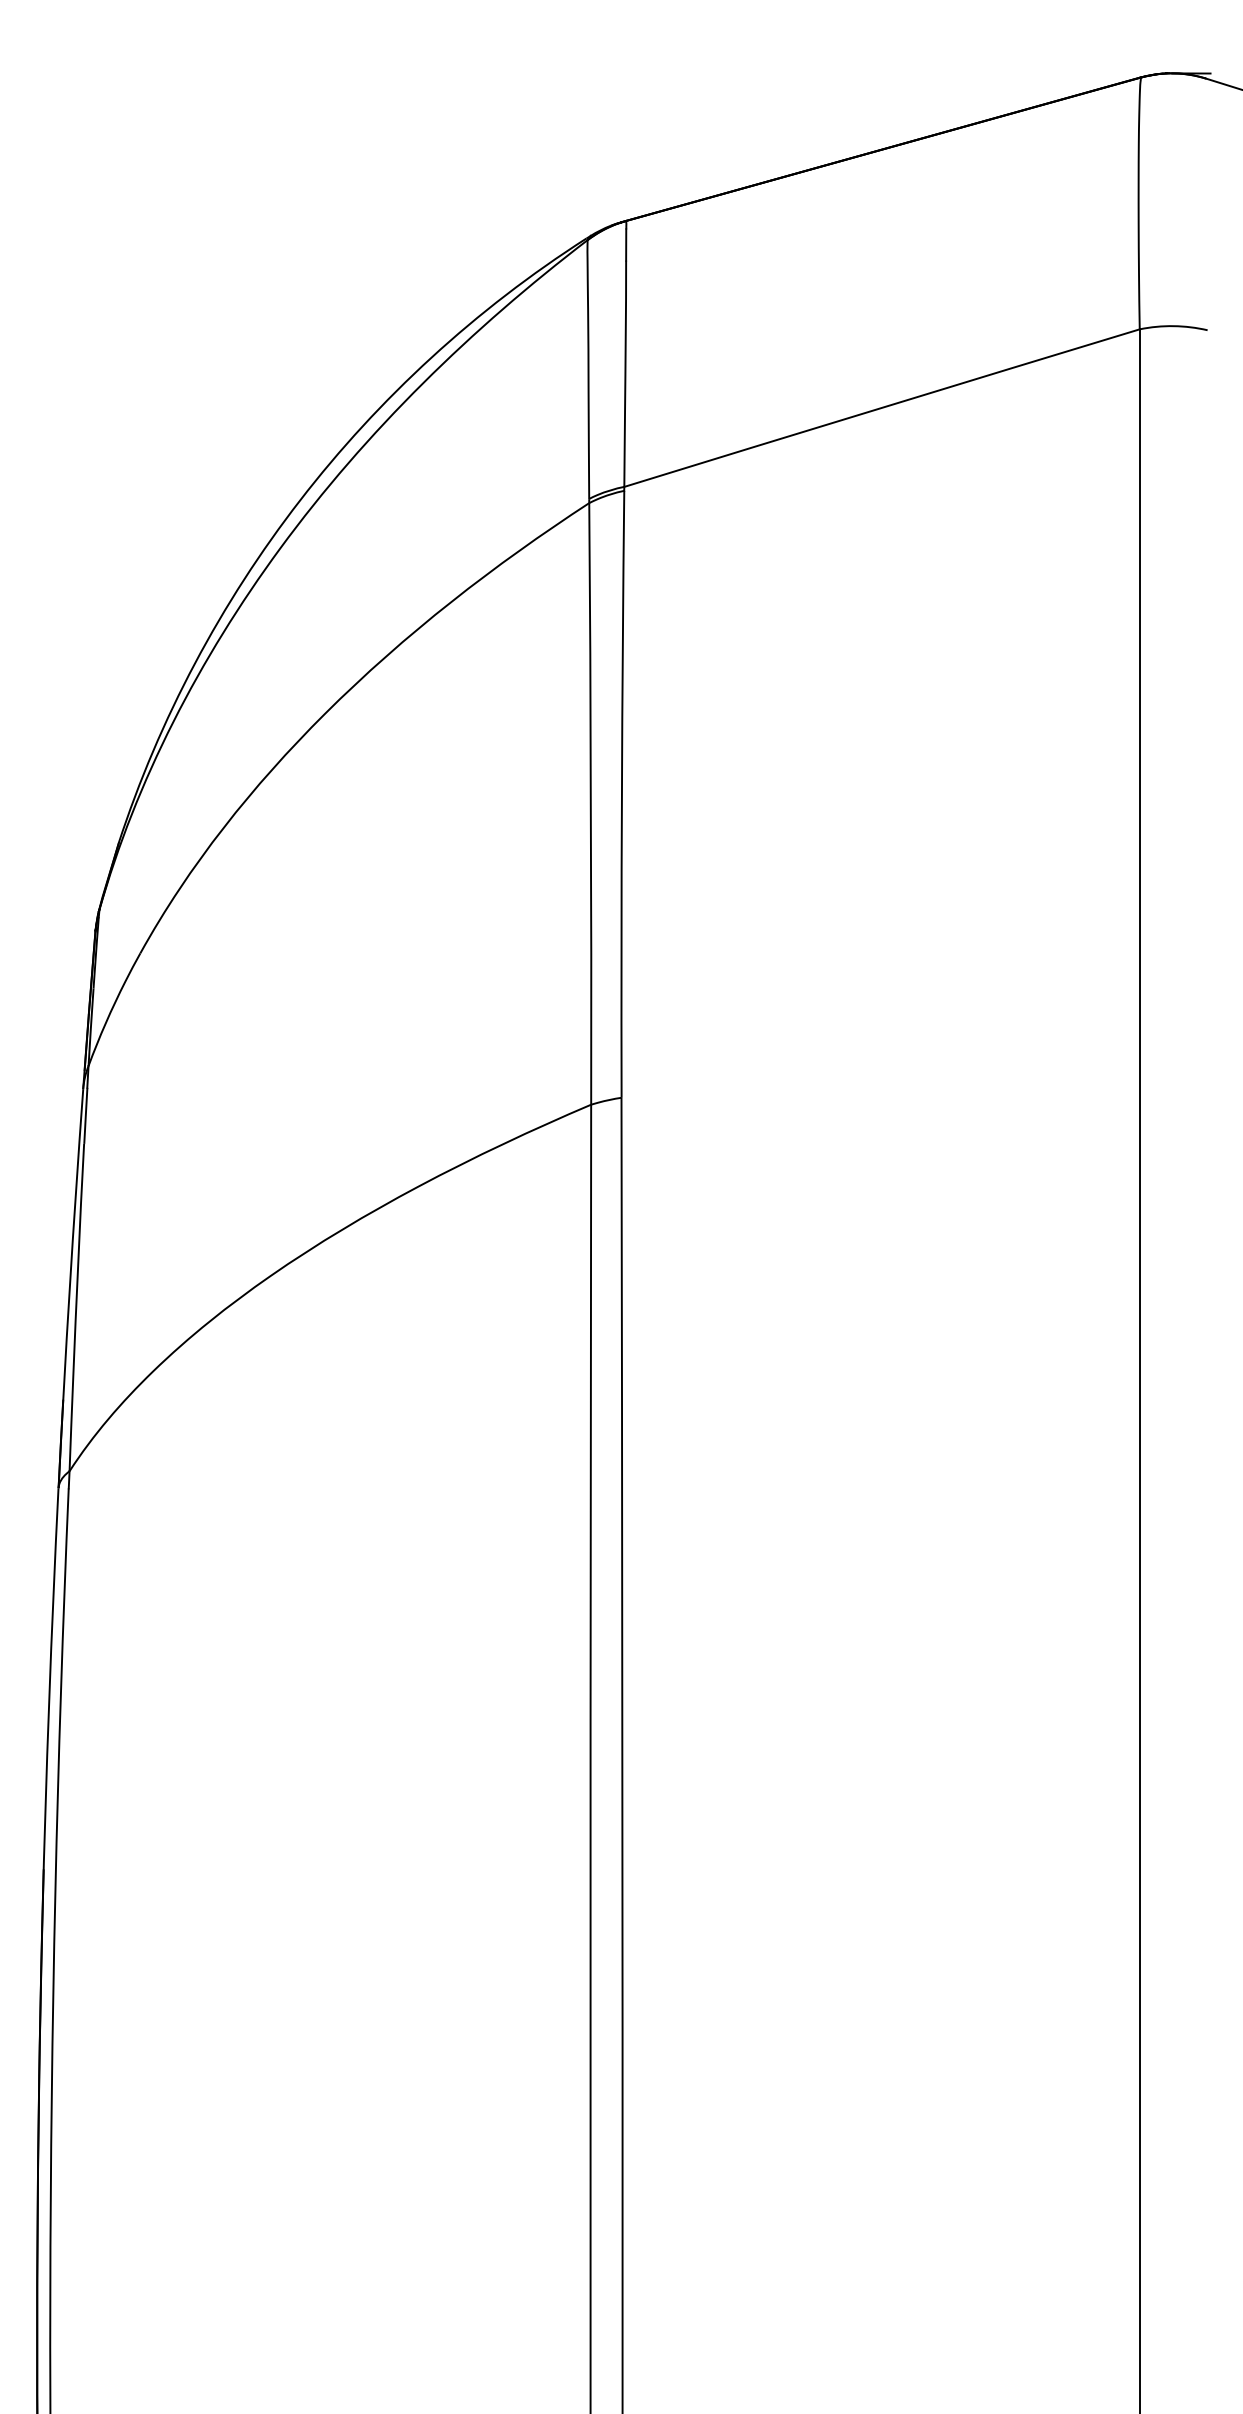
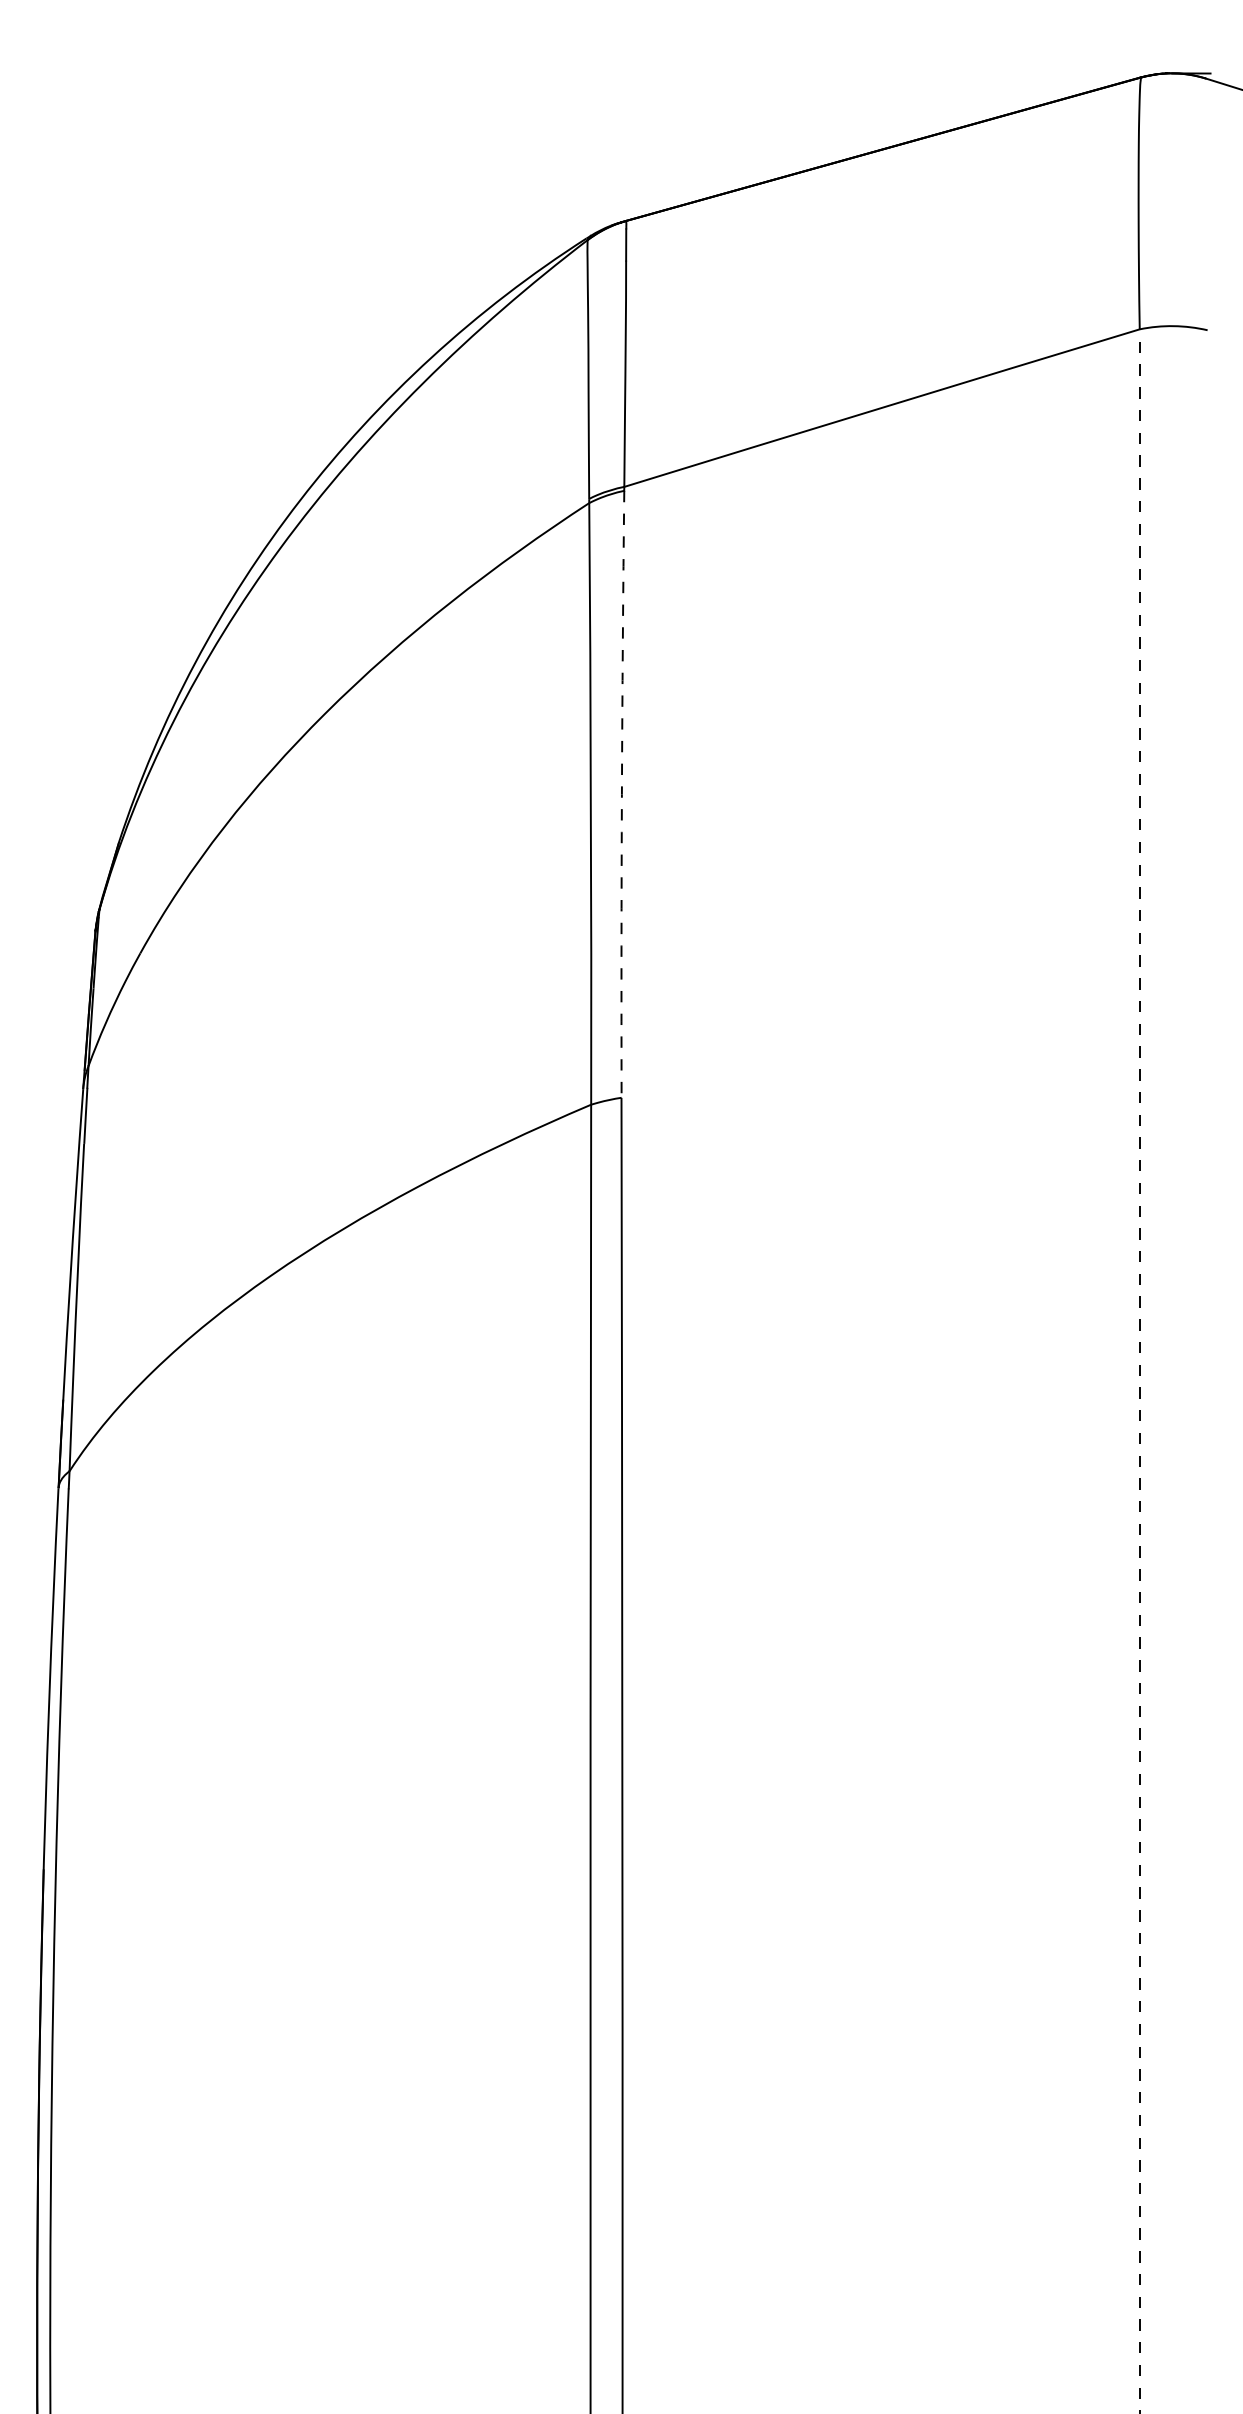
arc: solid -> dashed (621, 794)
line: solid -> dashed (1139, 1371)
